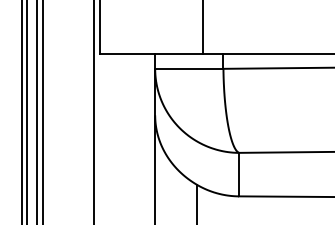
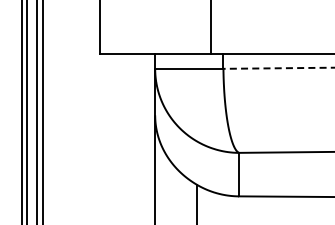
line position: (202, 27) -> (210, 27) (210, 27)
line: solid -> dashed (278, 68)
line: present -> none (94, 111)
